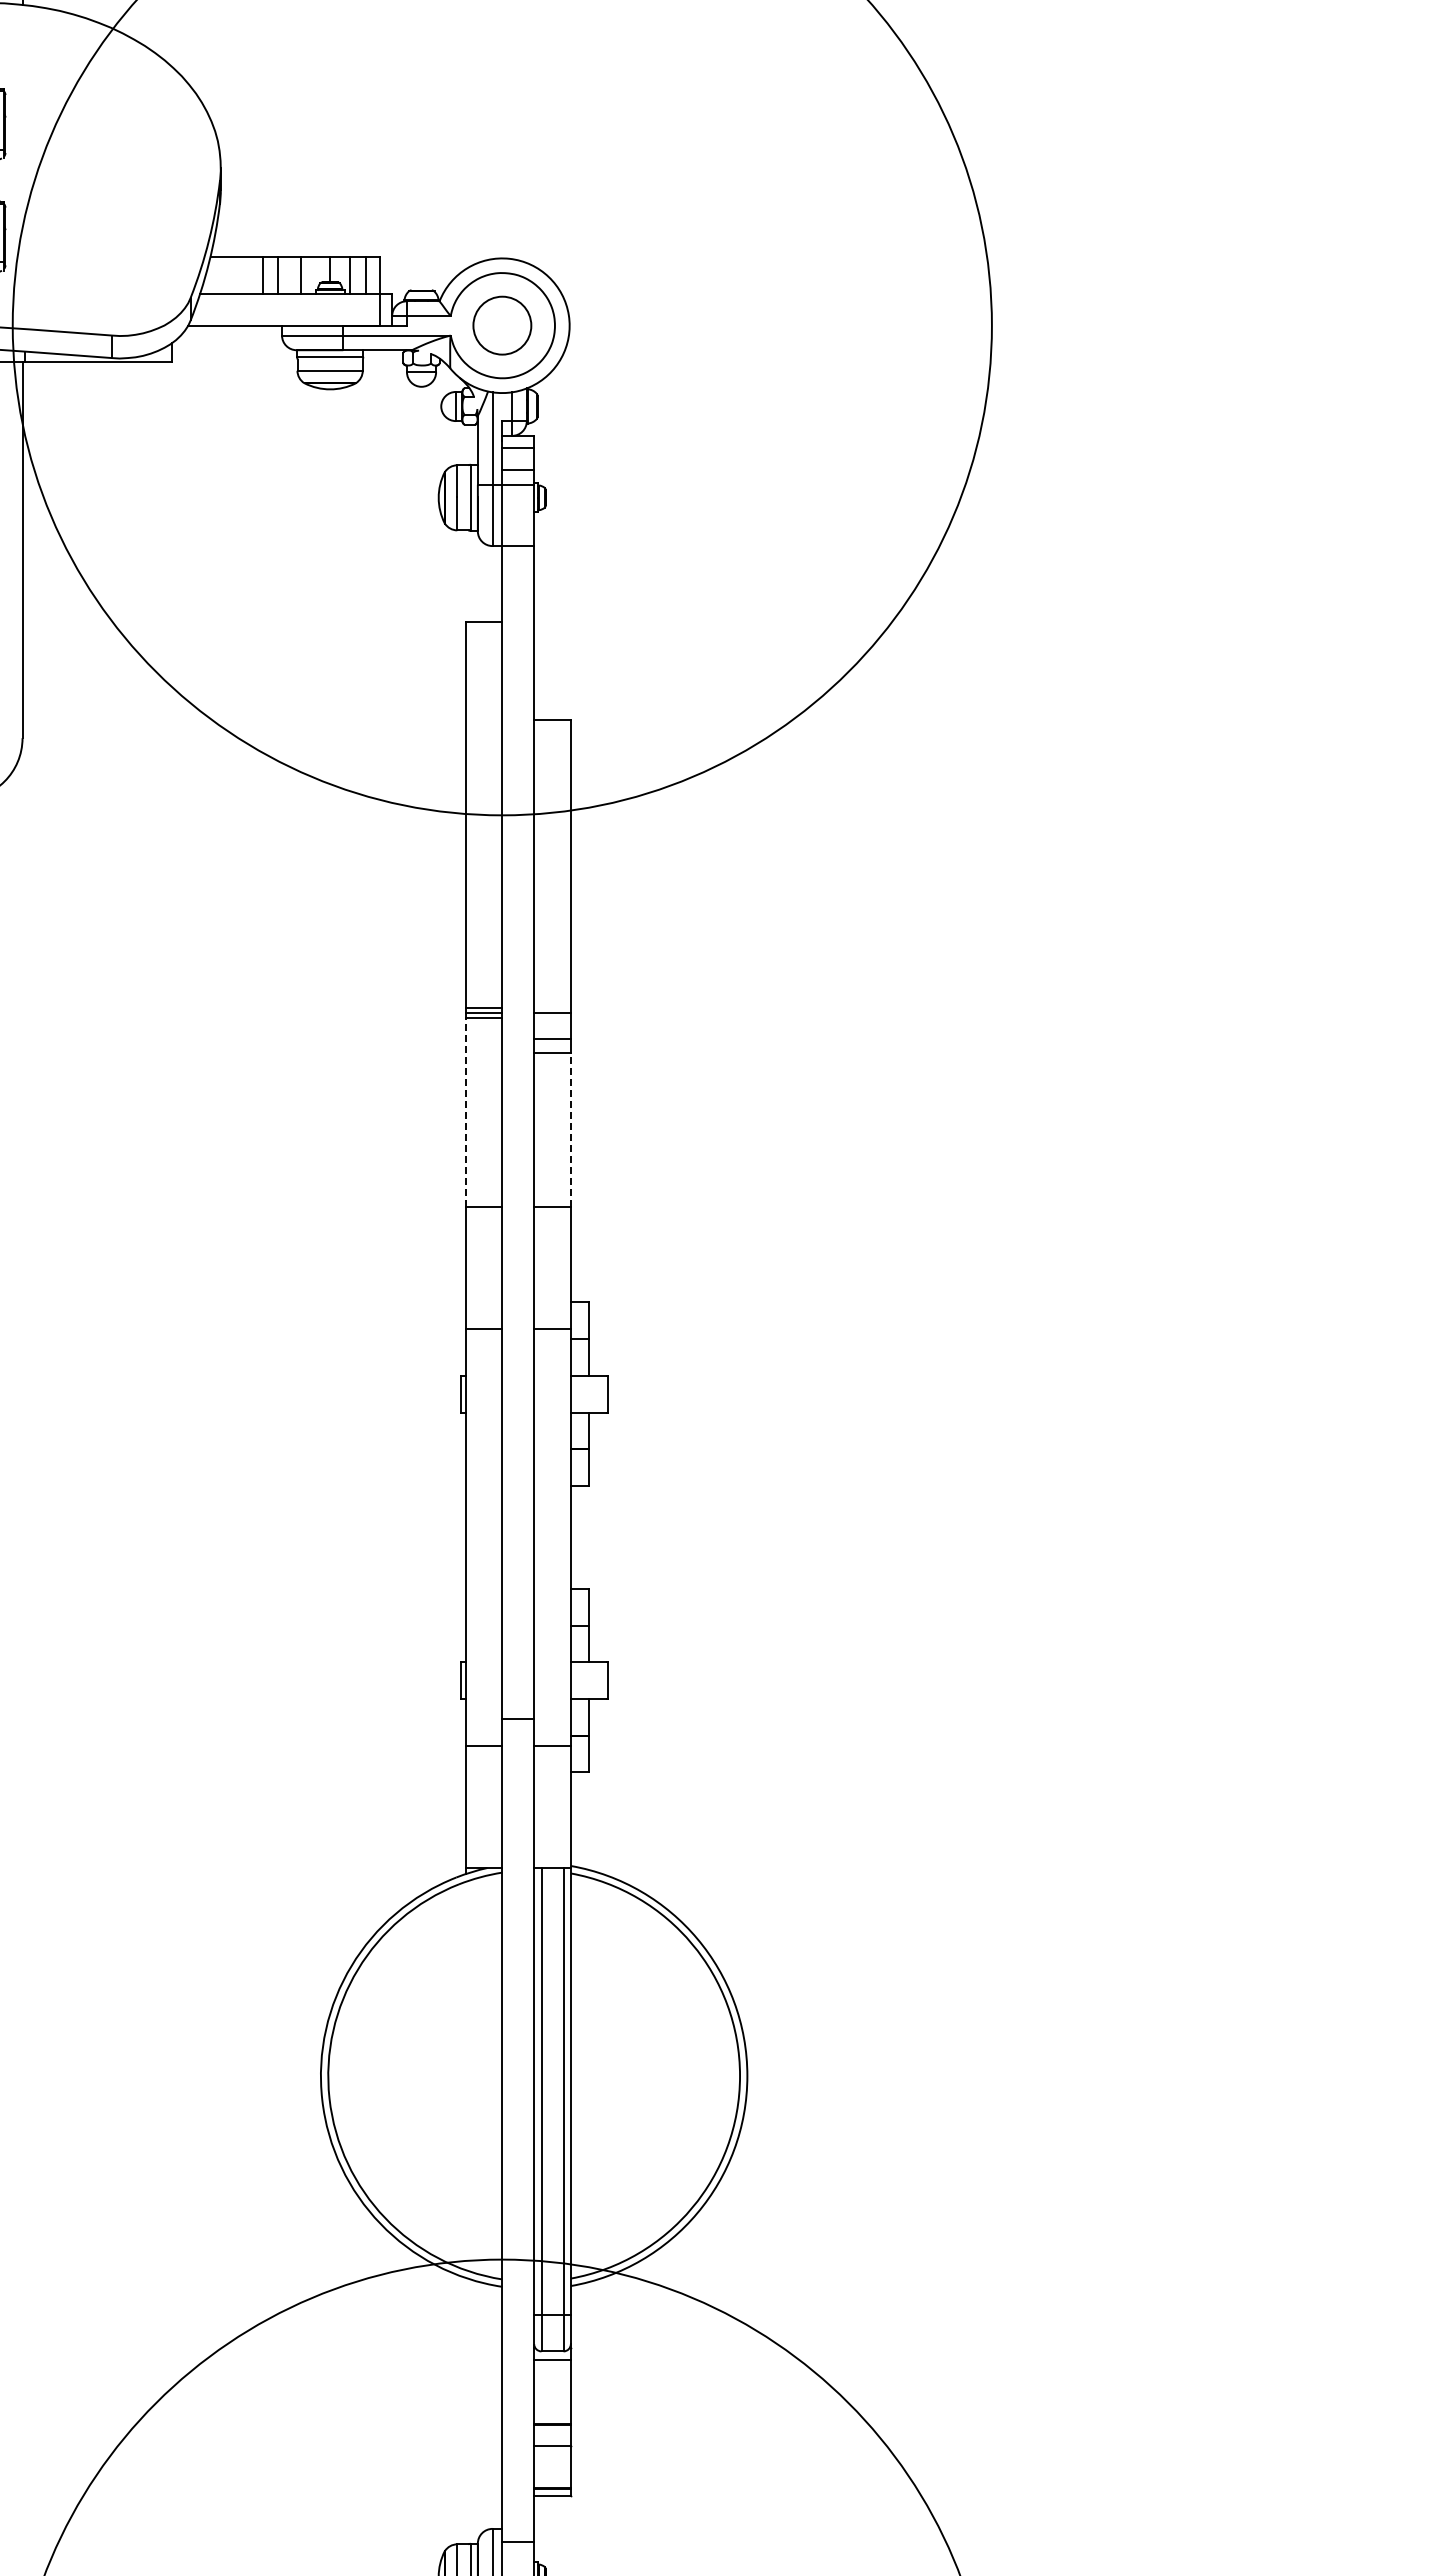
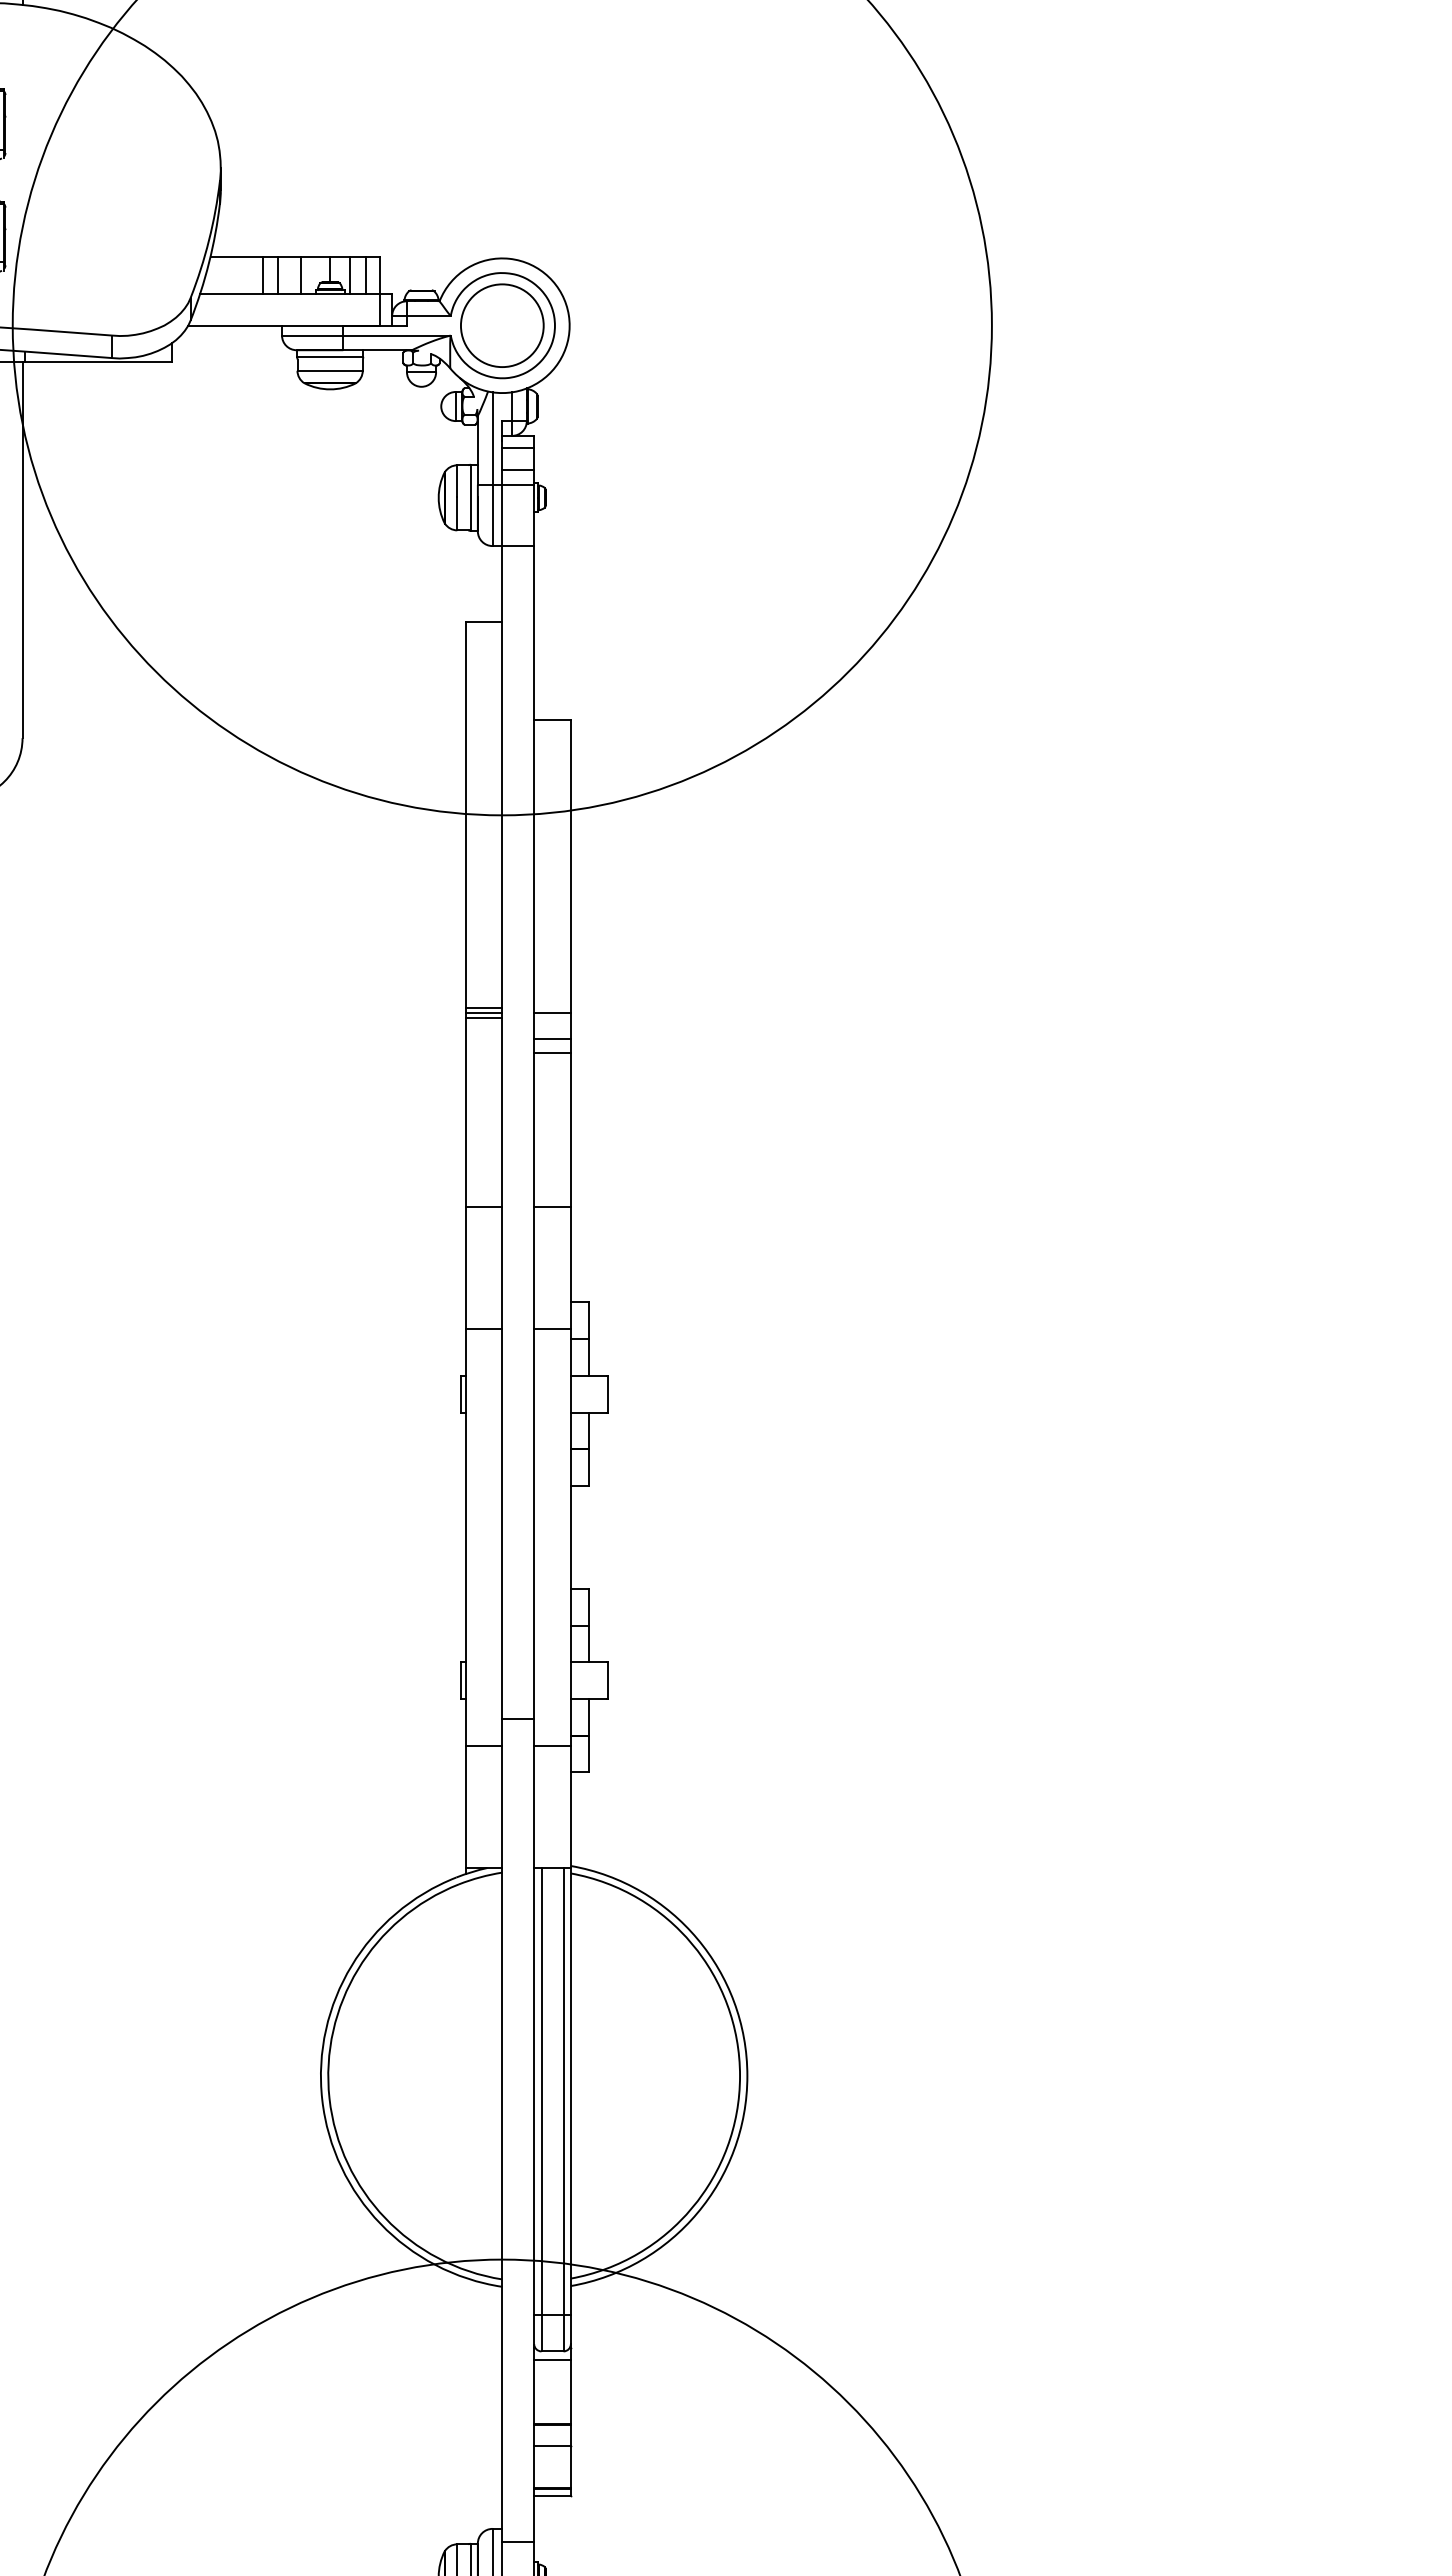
circle size: 61x61 px -> 85x85 px (502, 325)
line: dashed -> solid (465, 1112)
line: dashed -> solid (570, 1129)
